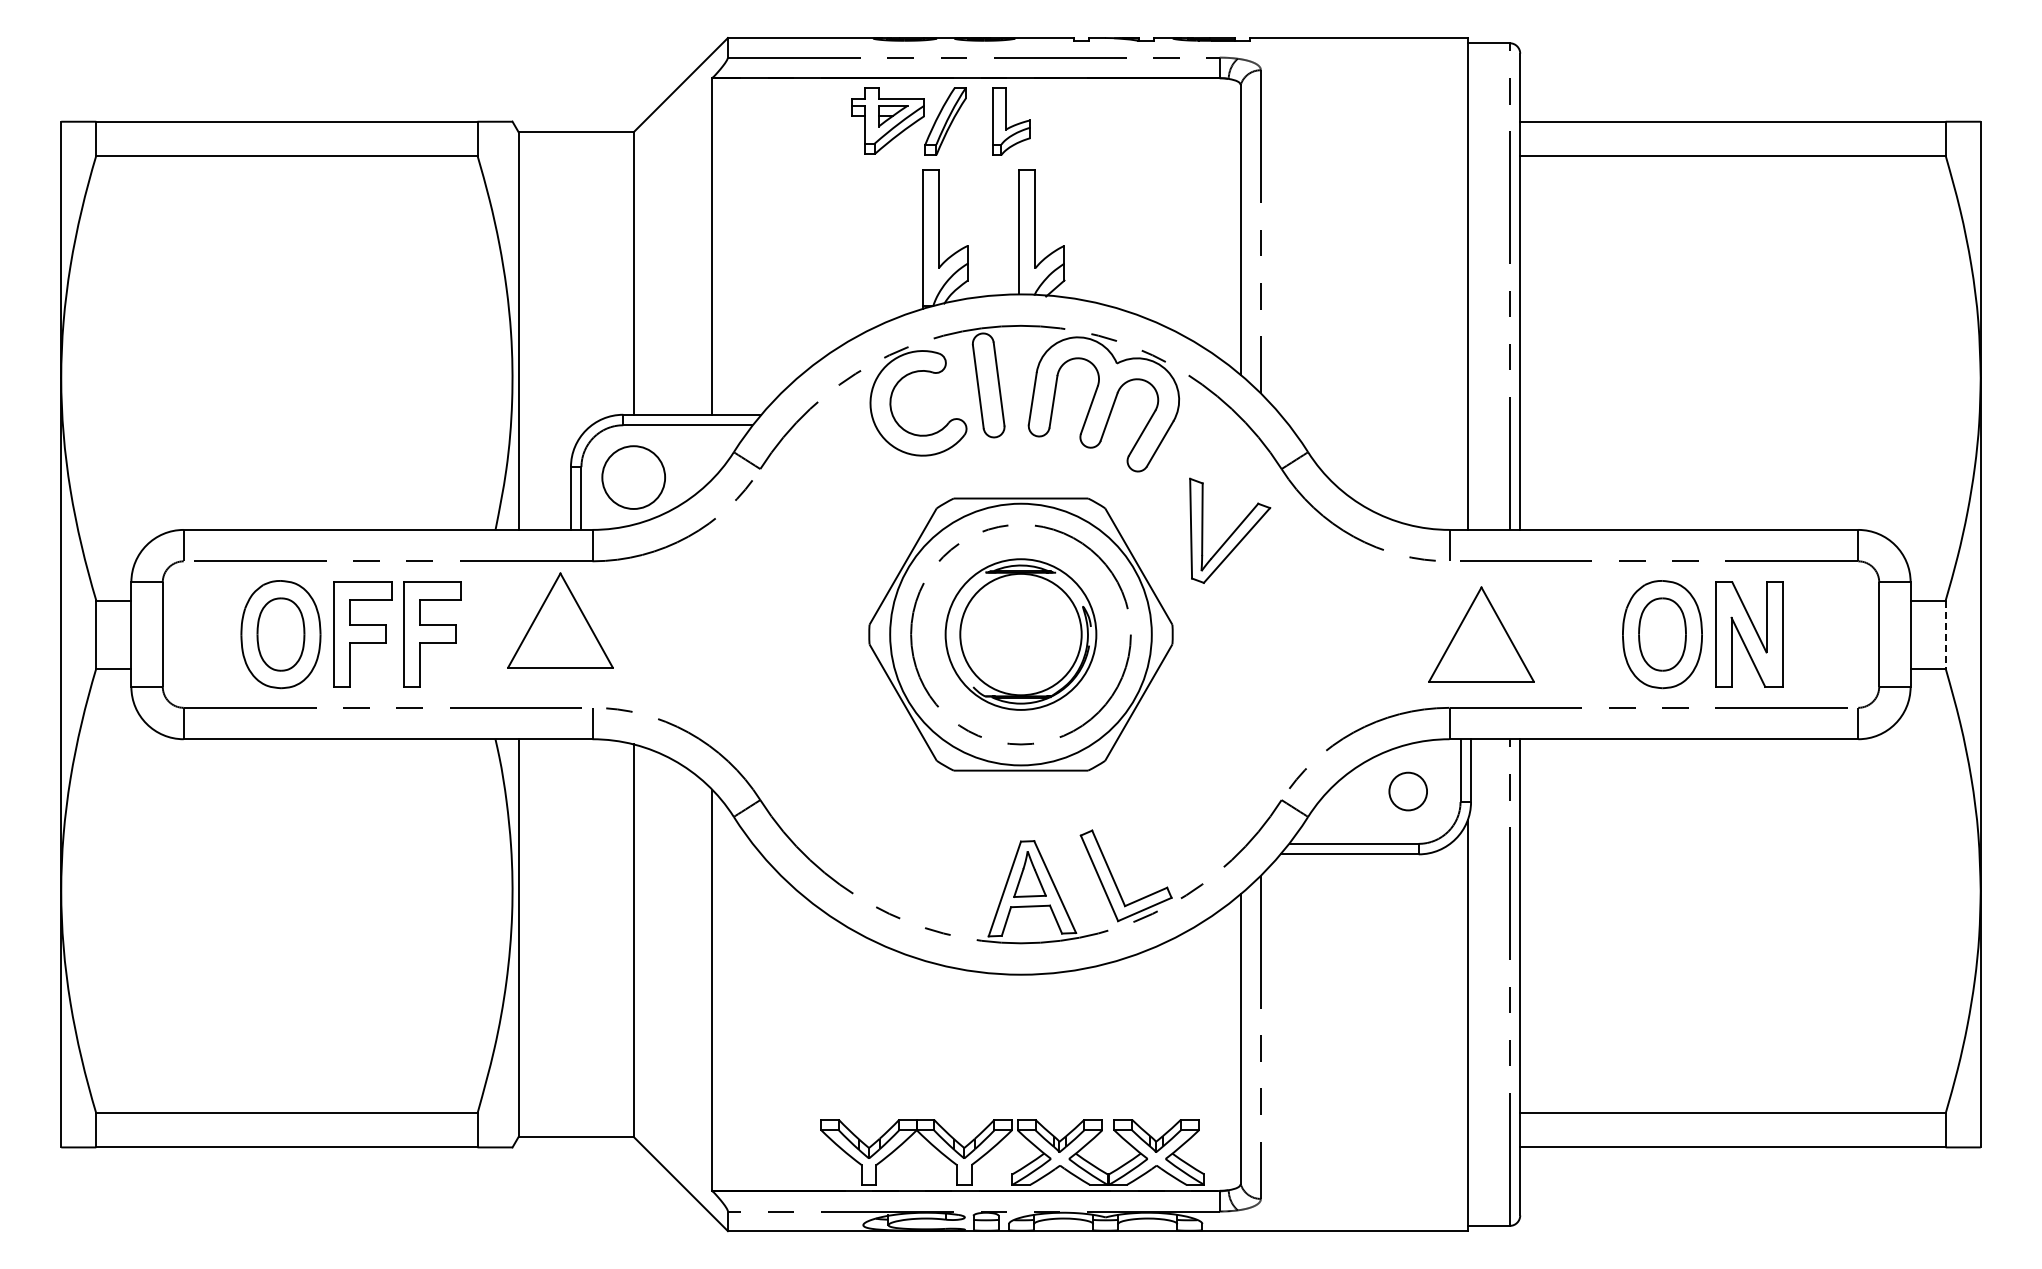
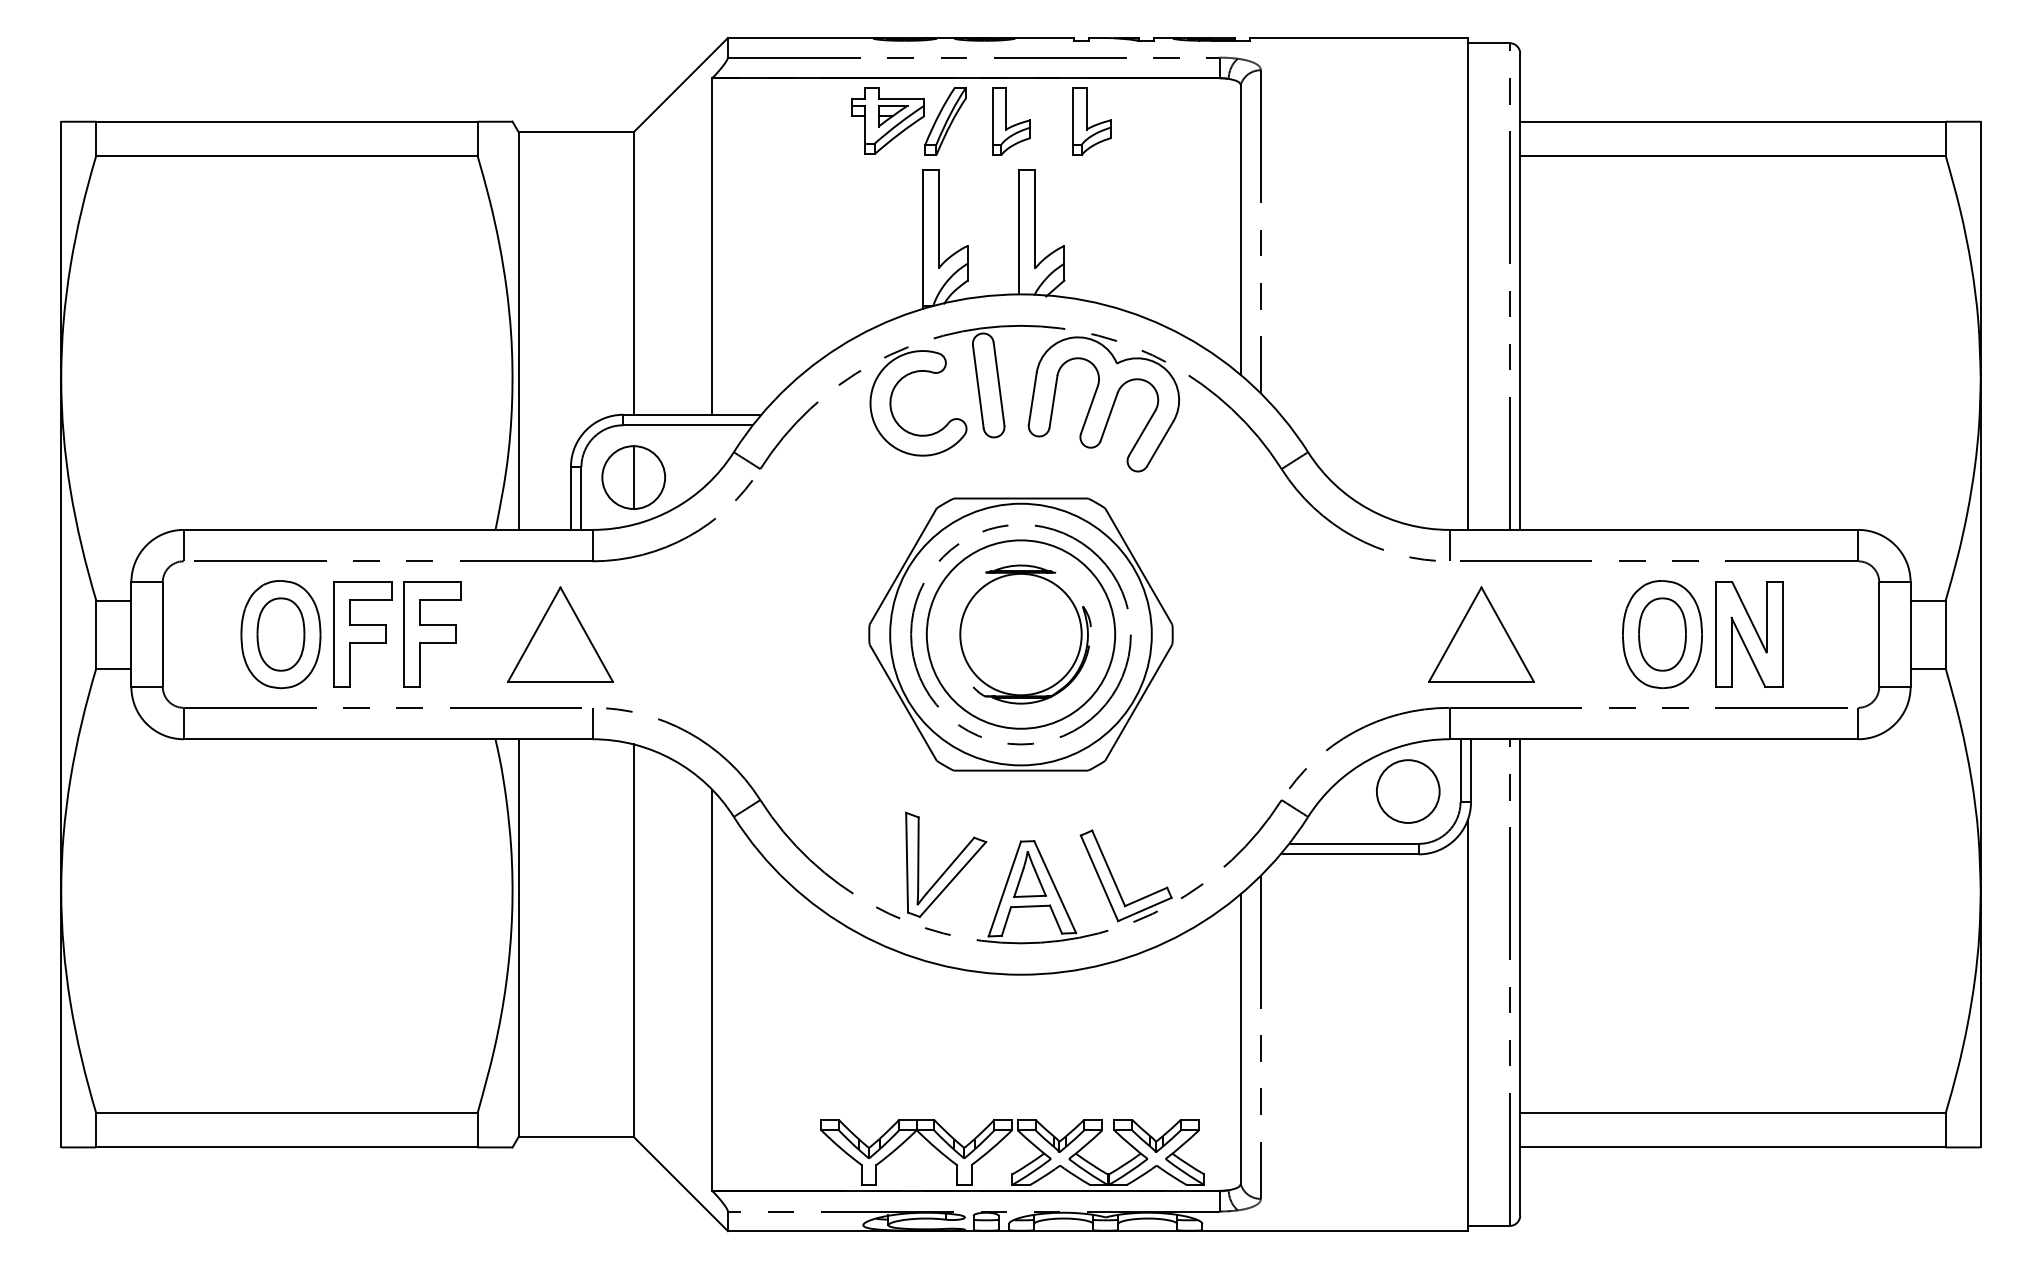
part: none -> present (1091, 121)
line: none -> present (633, 477)
part position: (1230, 530) -> (946, 864) (946, 864)
part position: (560, 620) -> (560, 634) (560, 634)
circle diameter: 151 px -> 188 px (1020, 634)
line: dashed -> solid (1945, 635)
circle diameter: 38 px -> 63 px (1407, 791)
